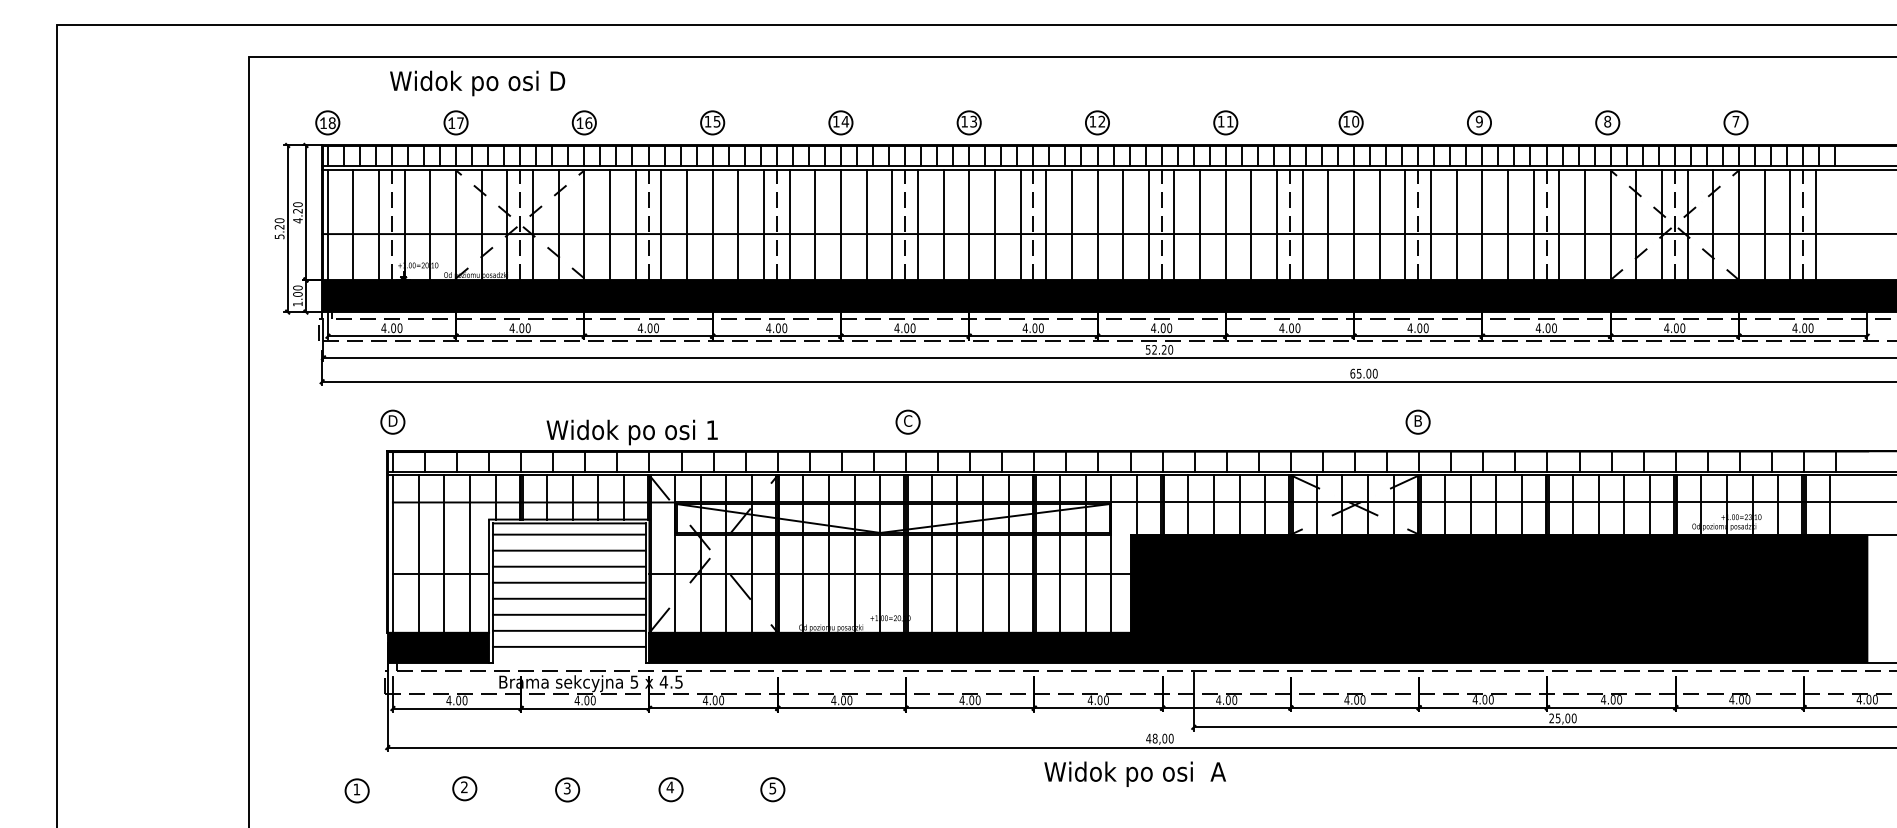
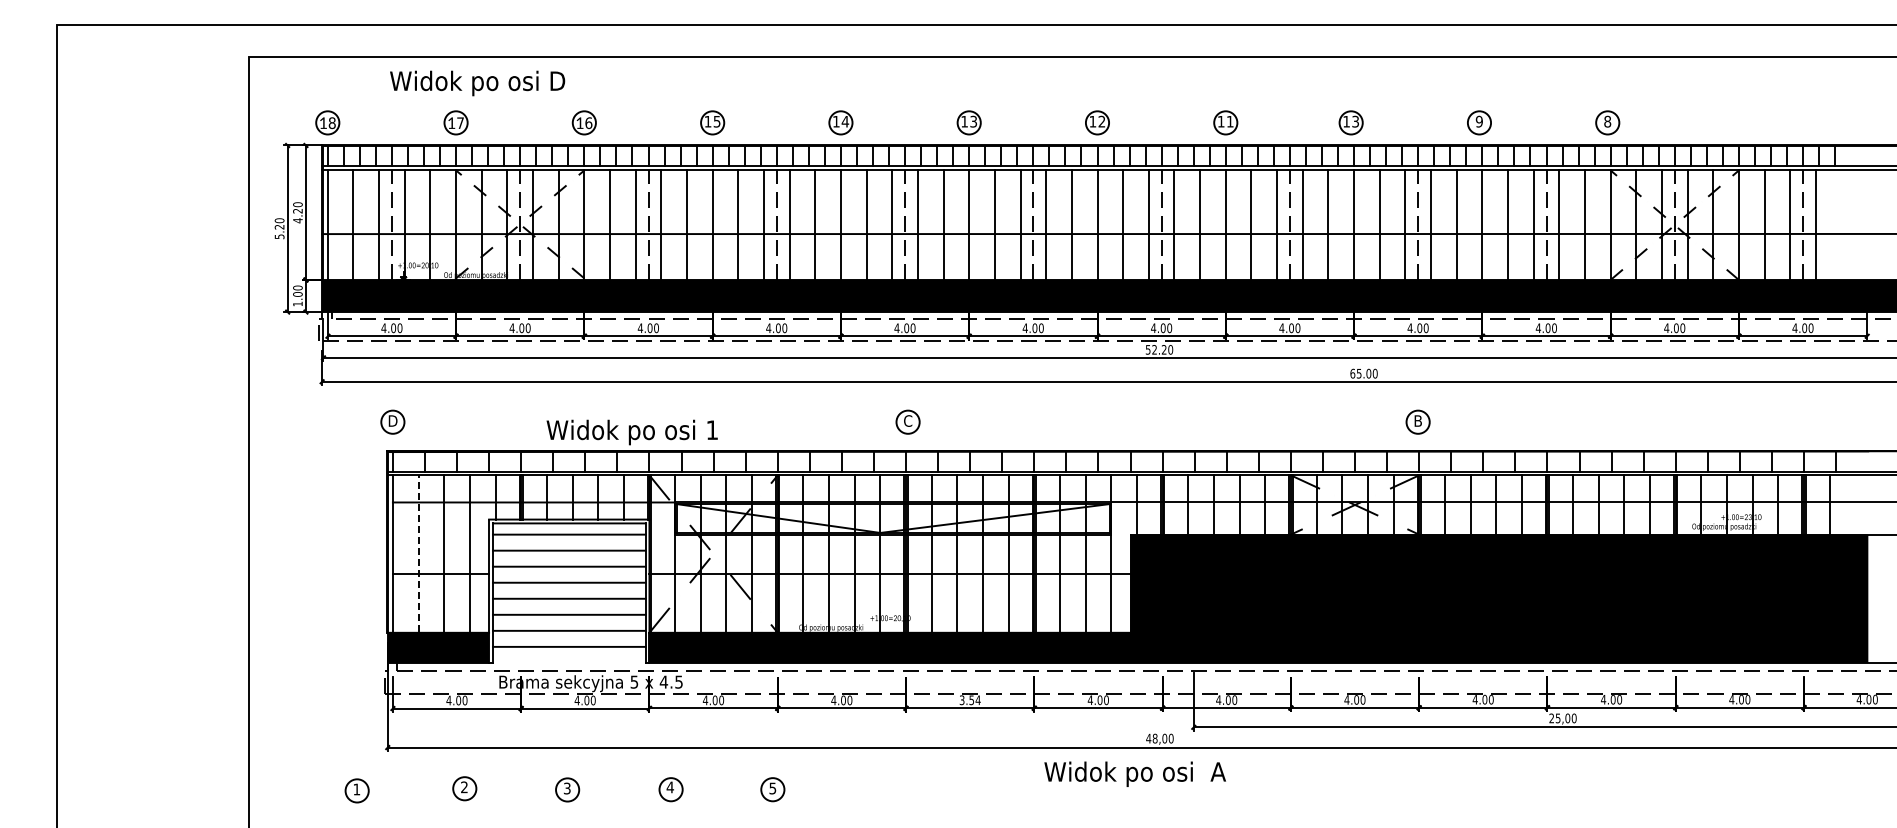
text: 10 -> 13 (1355, 121)
part: present -> none (1735, 122)
line: solid -> dashed (418, 553)
text: 4.00 -> 3.54 (969, 700)
